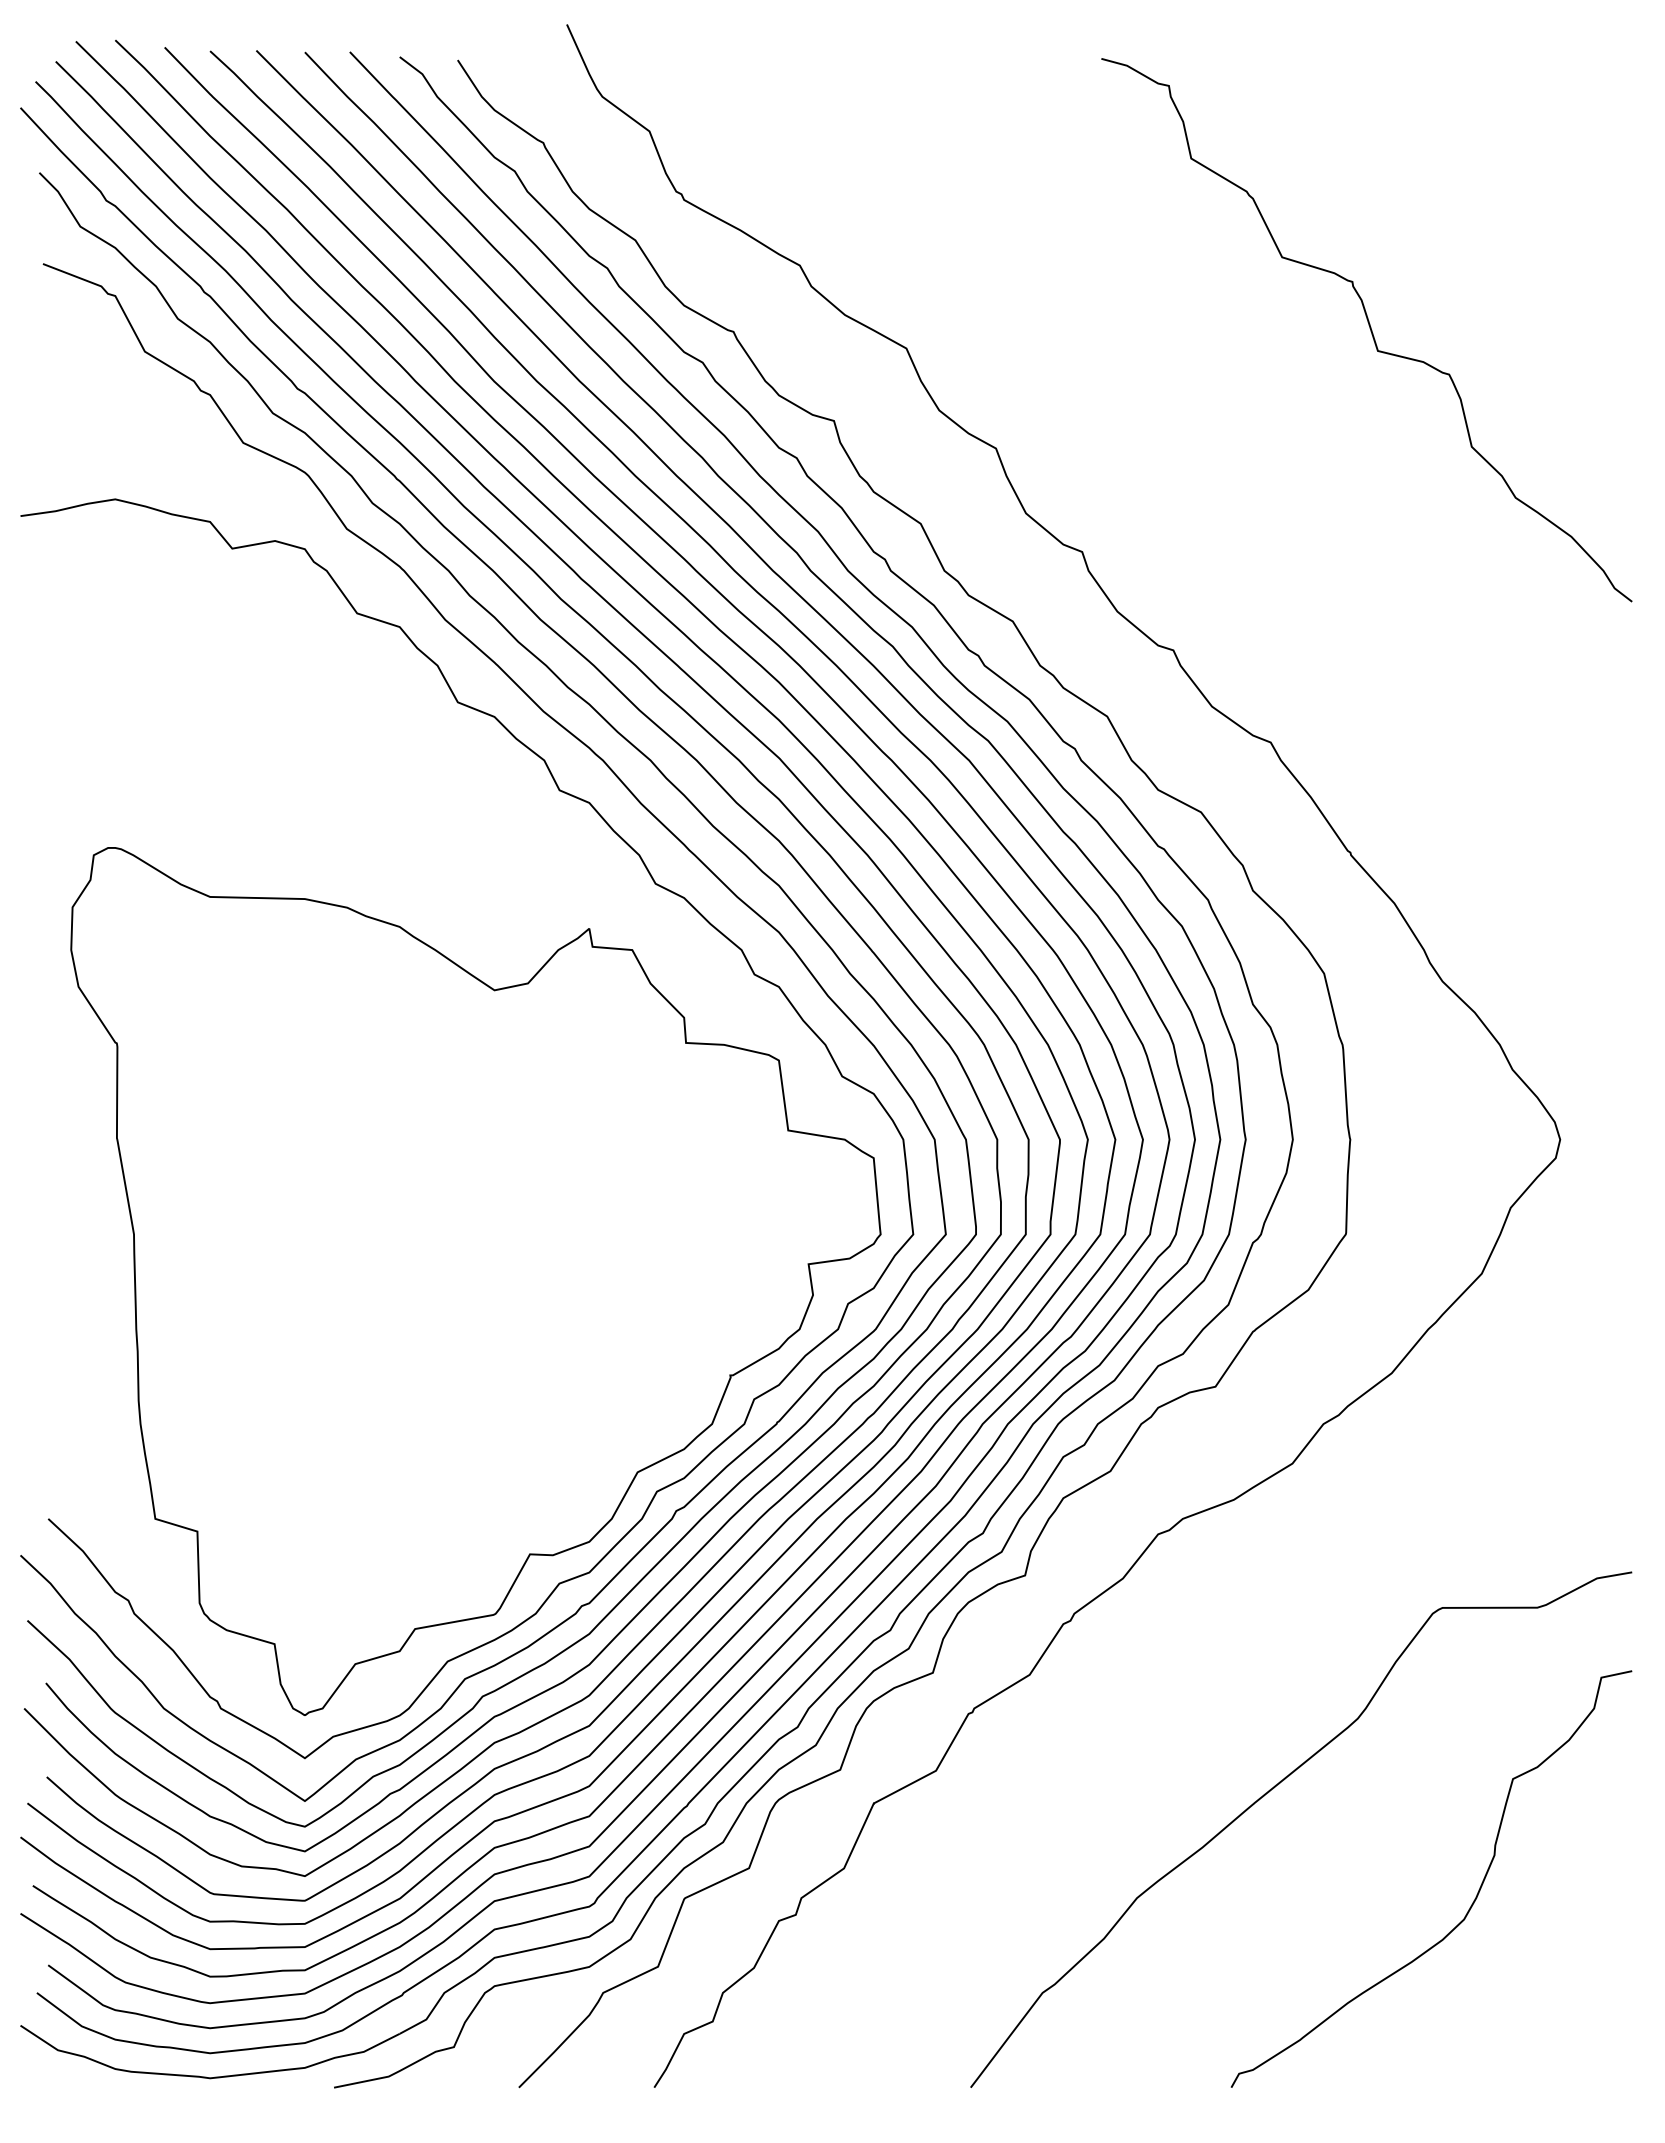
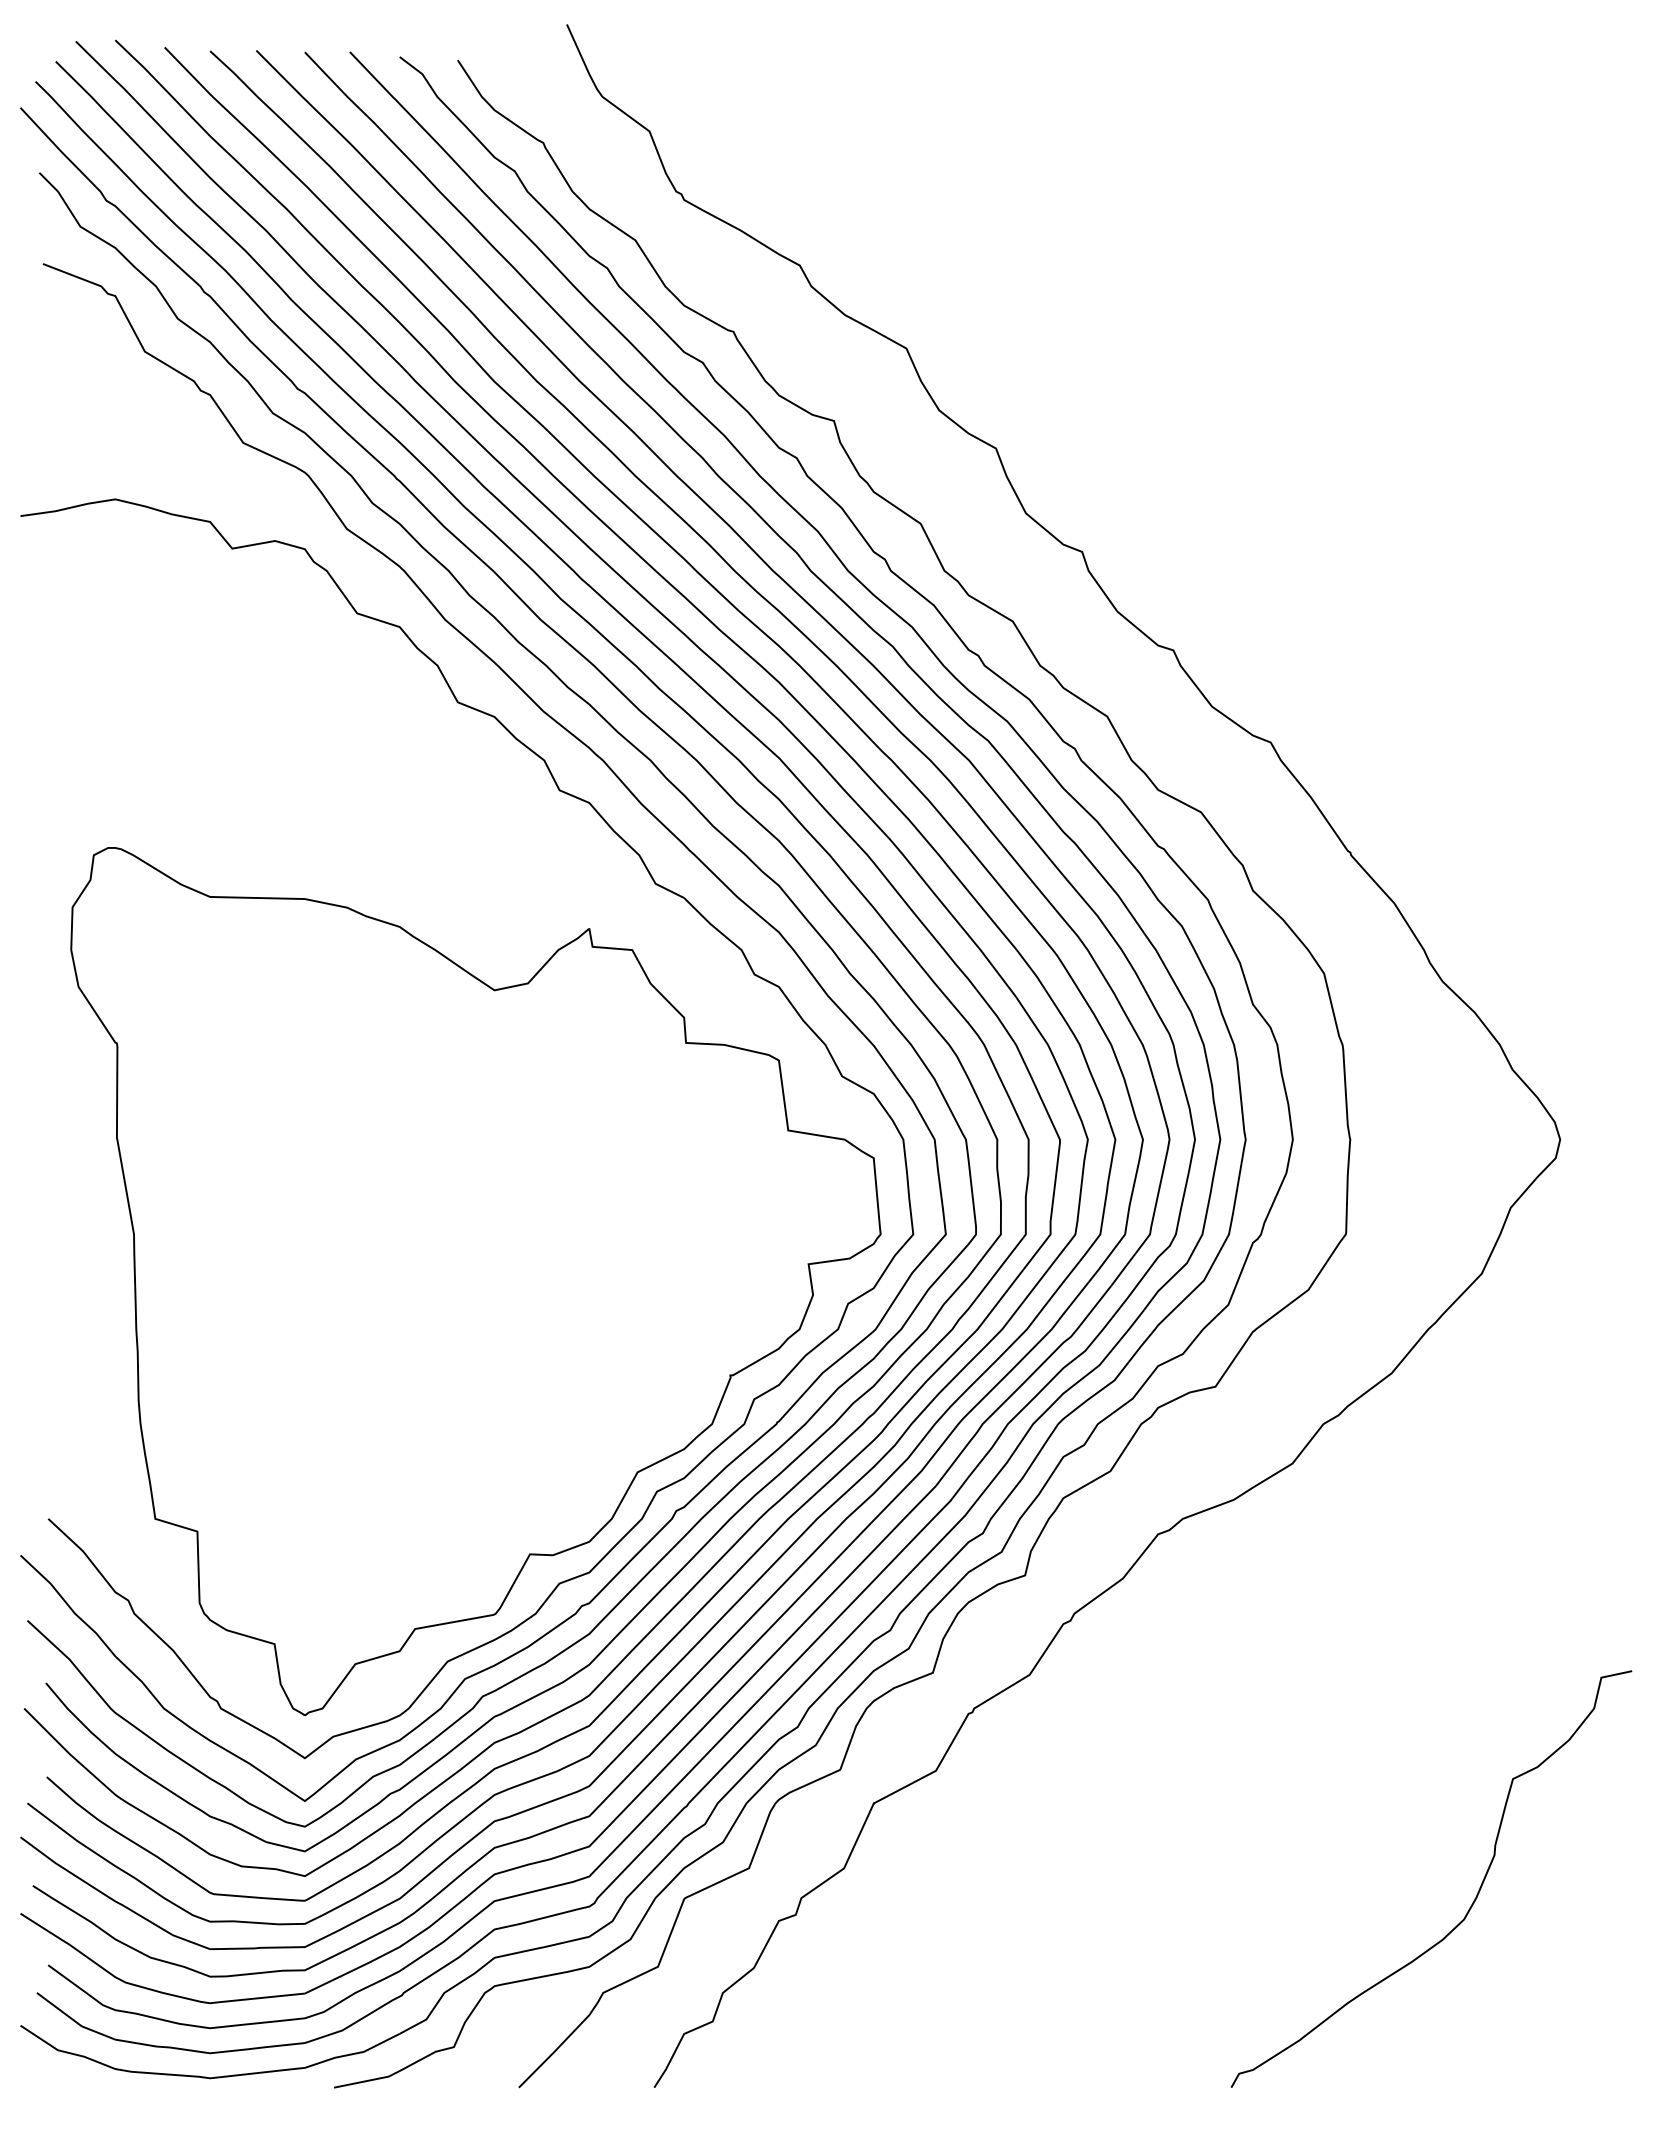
curve: present -> none (1369, 328)
curve: present -> none (1268, 1793)
